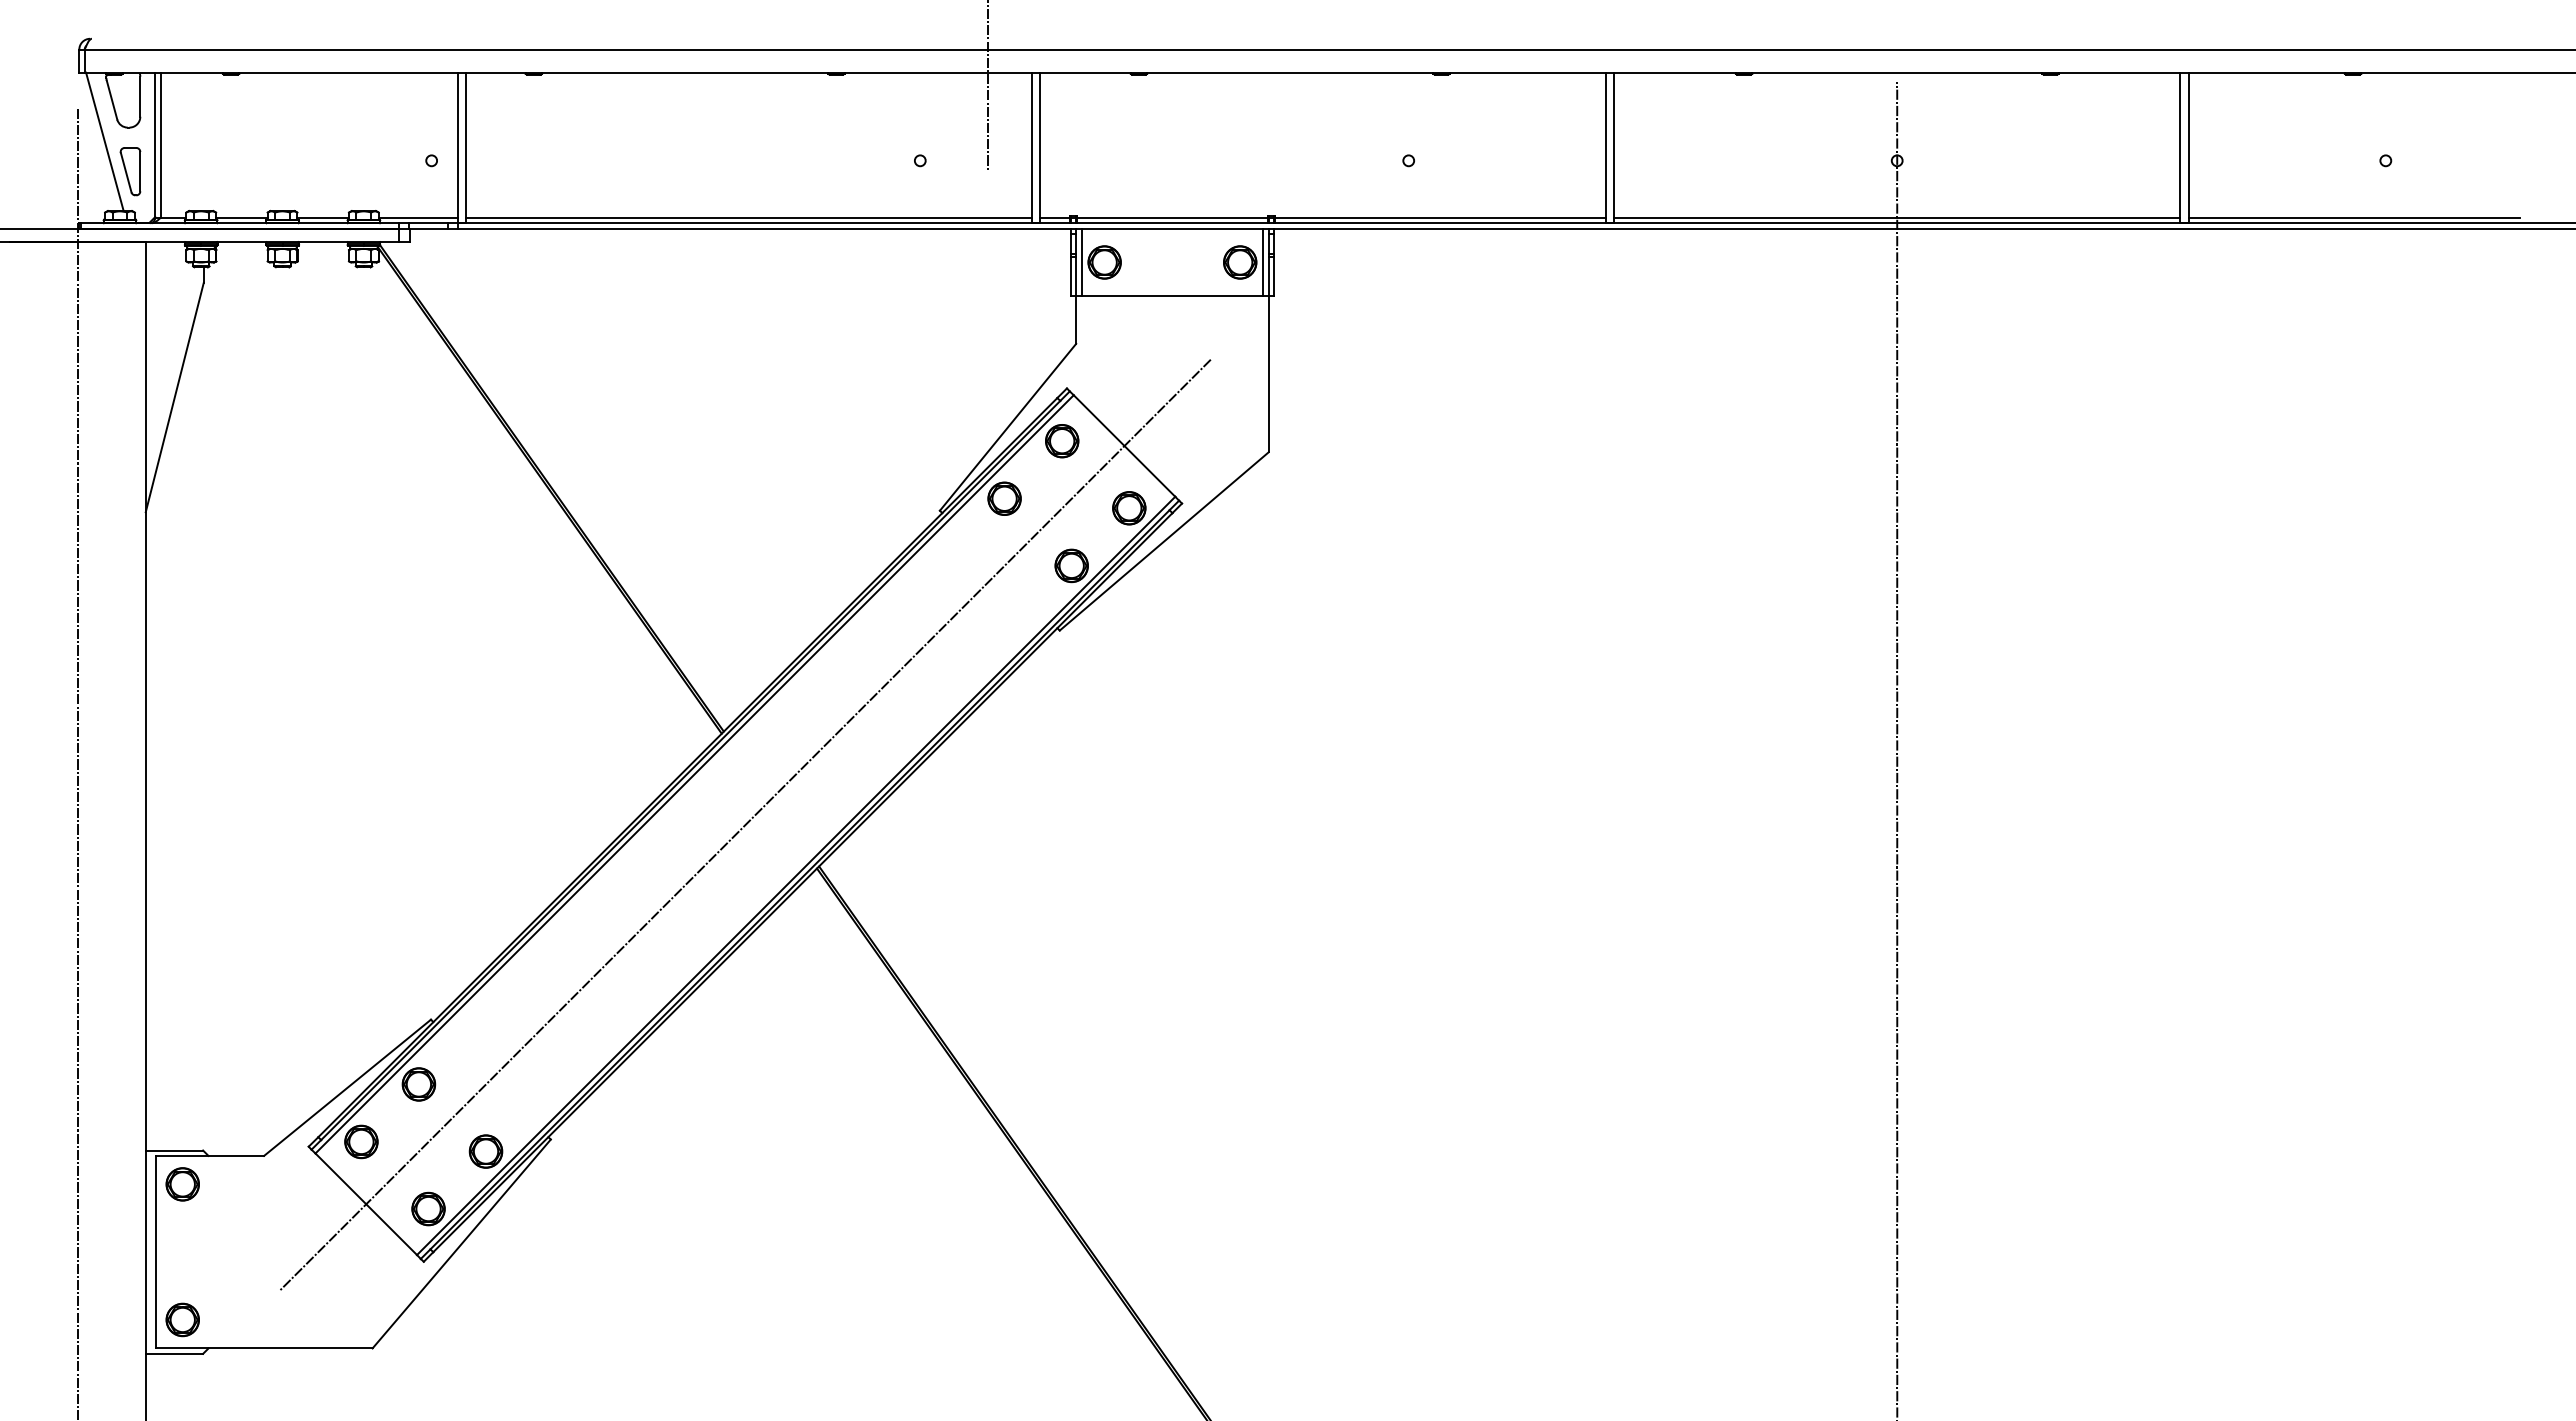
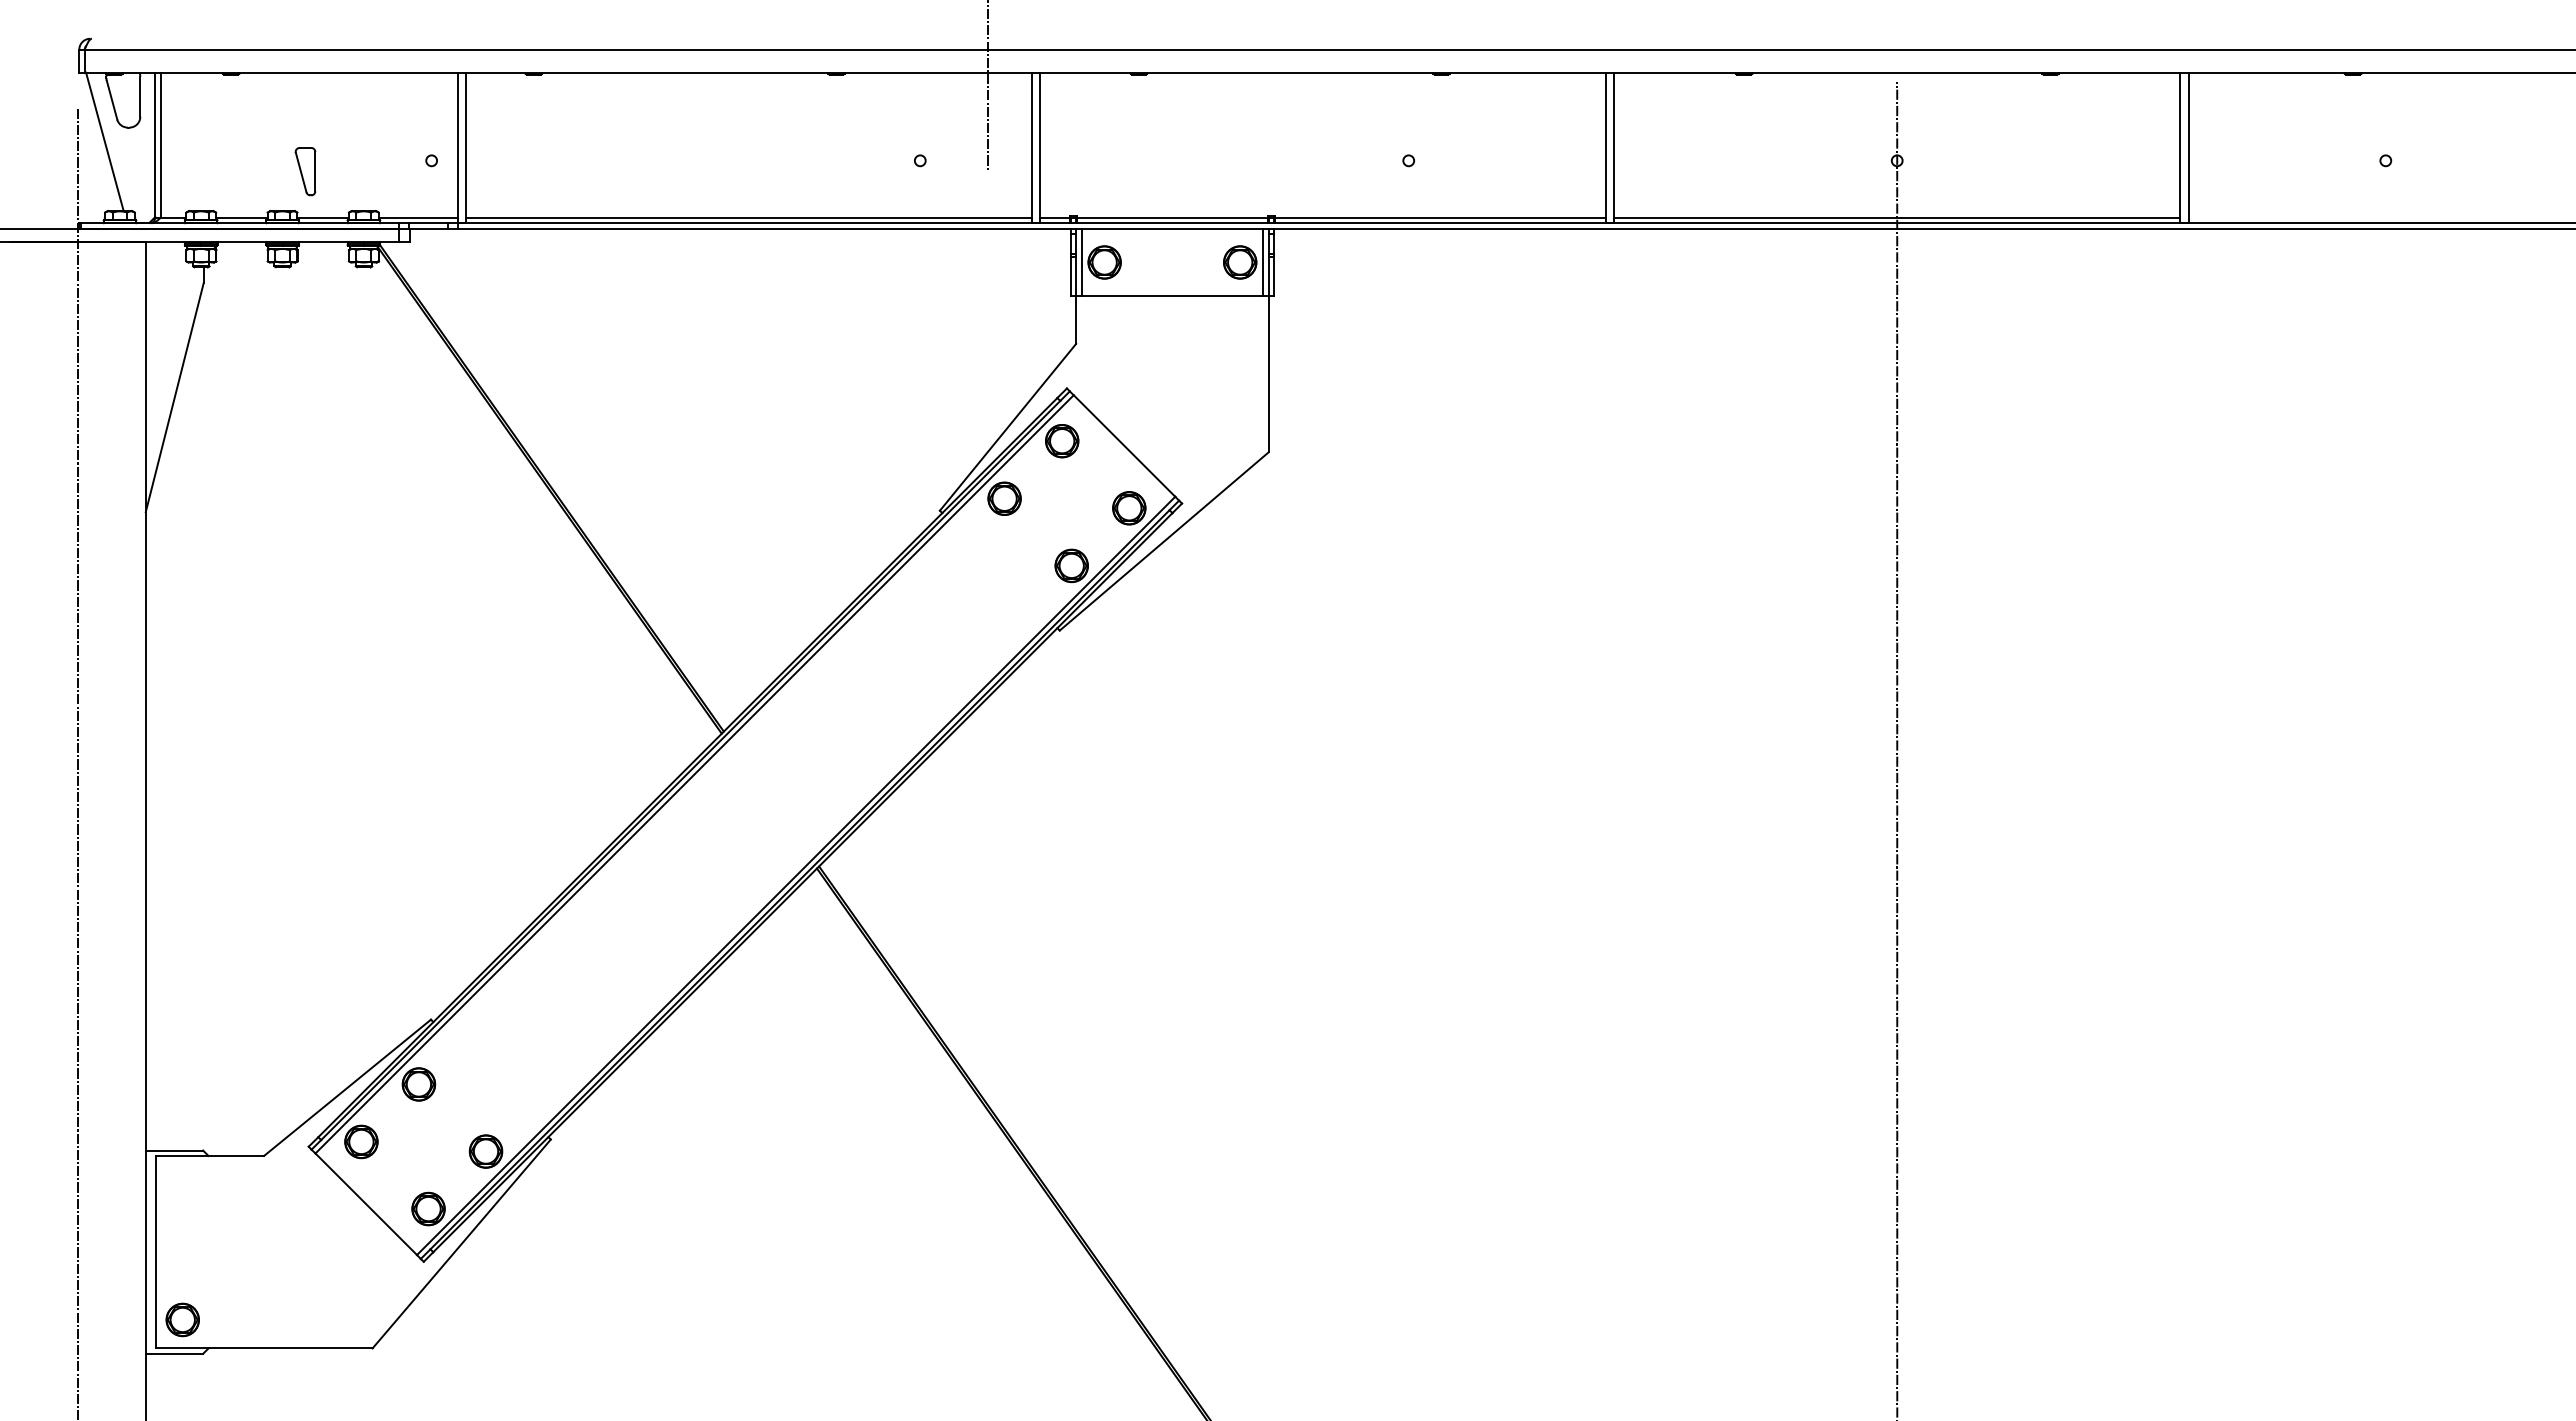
part position: (130, 171) -> (305, 171) (305, 171)
line: present -> none (2353, 217)
line: present -> none (744, 824)
part: present -> none (182, 1184)
